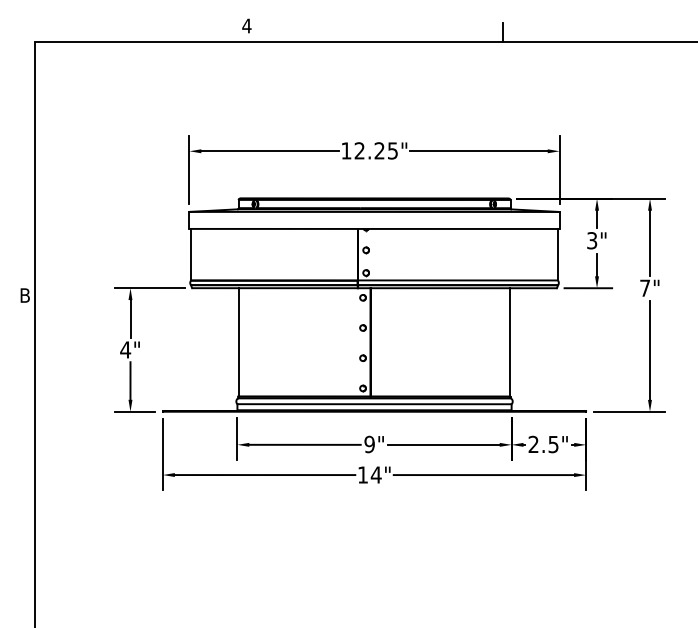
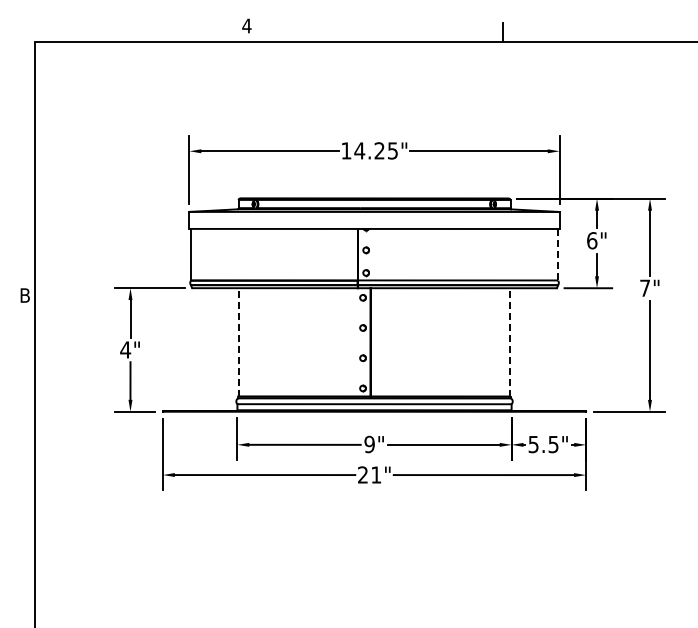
text: 12.25" -> 14.25" (359, 150)
text: 3" -> 6" (592, 240)
line: solid -> dashed (558, 254)
line: solid -> dashed (239, 341)
line: solid -> dashed (509, 341)
text: 2.5" -> 5.5" (533, 444)
text: 14" -> 21" (369, 474)
